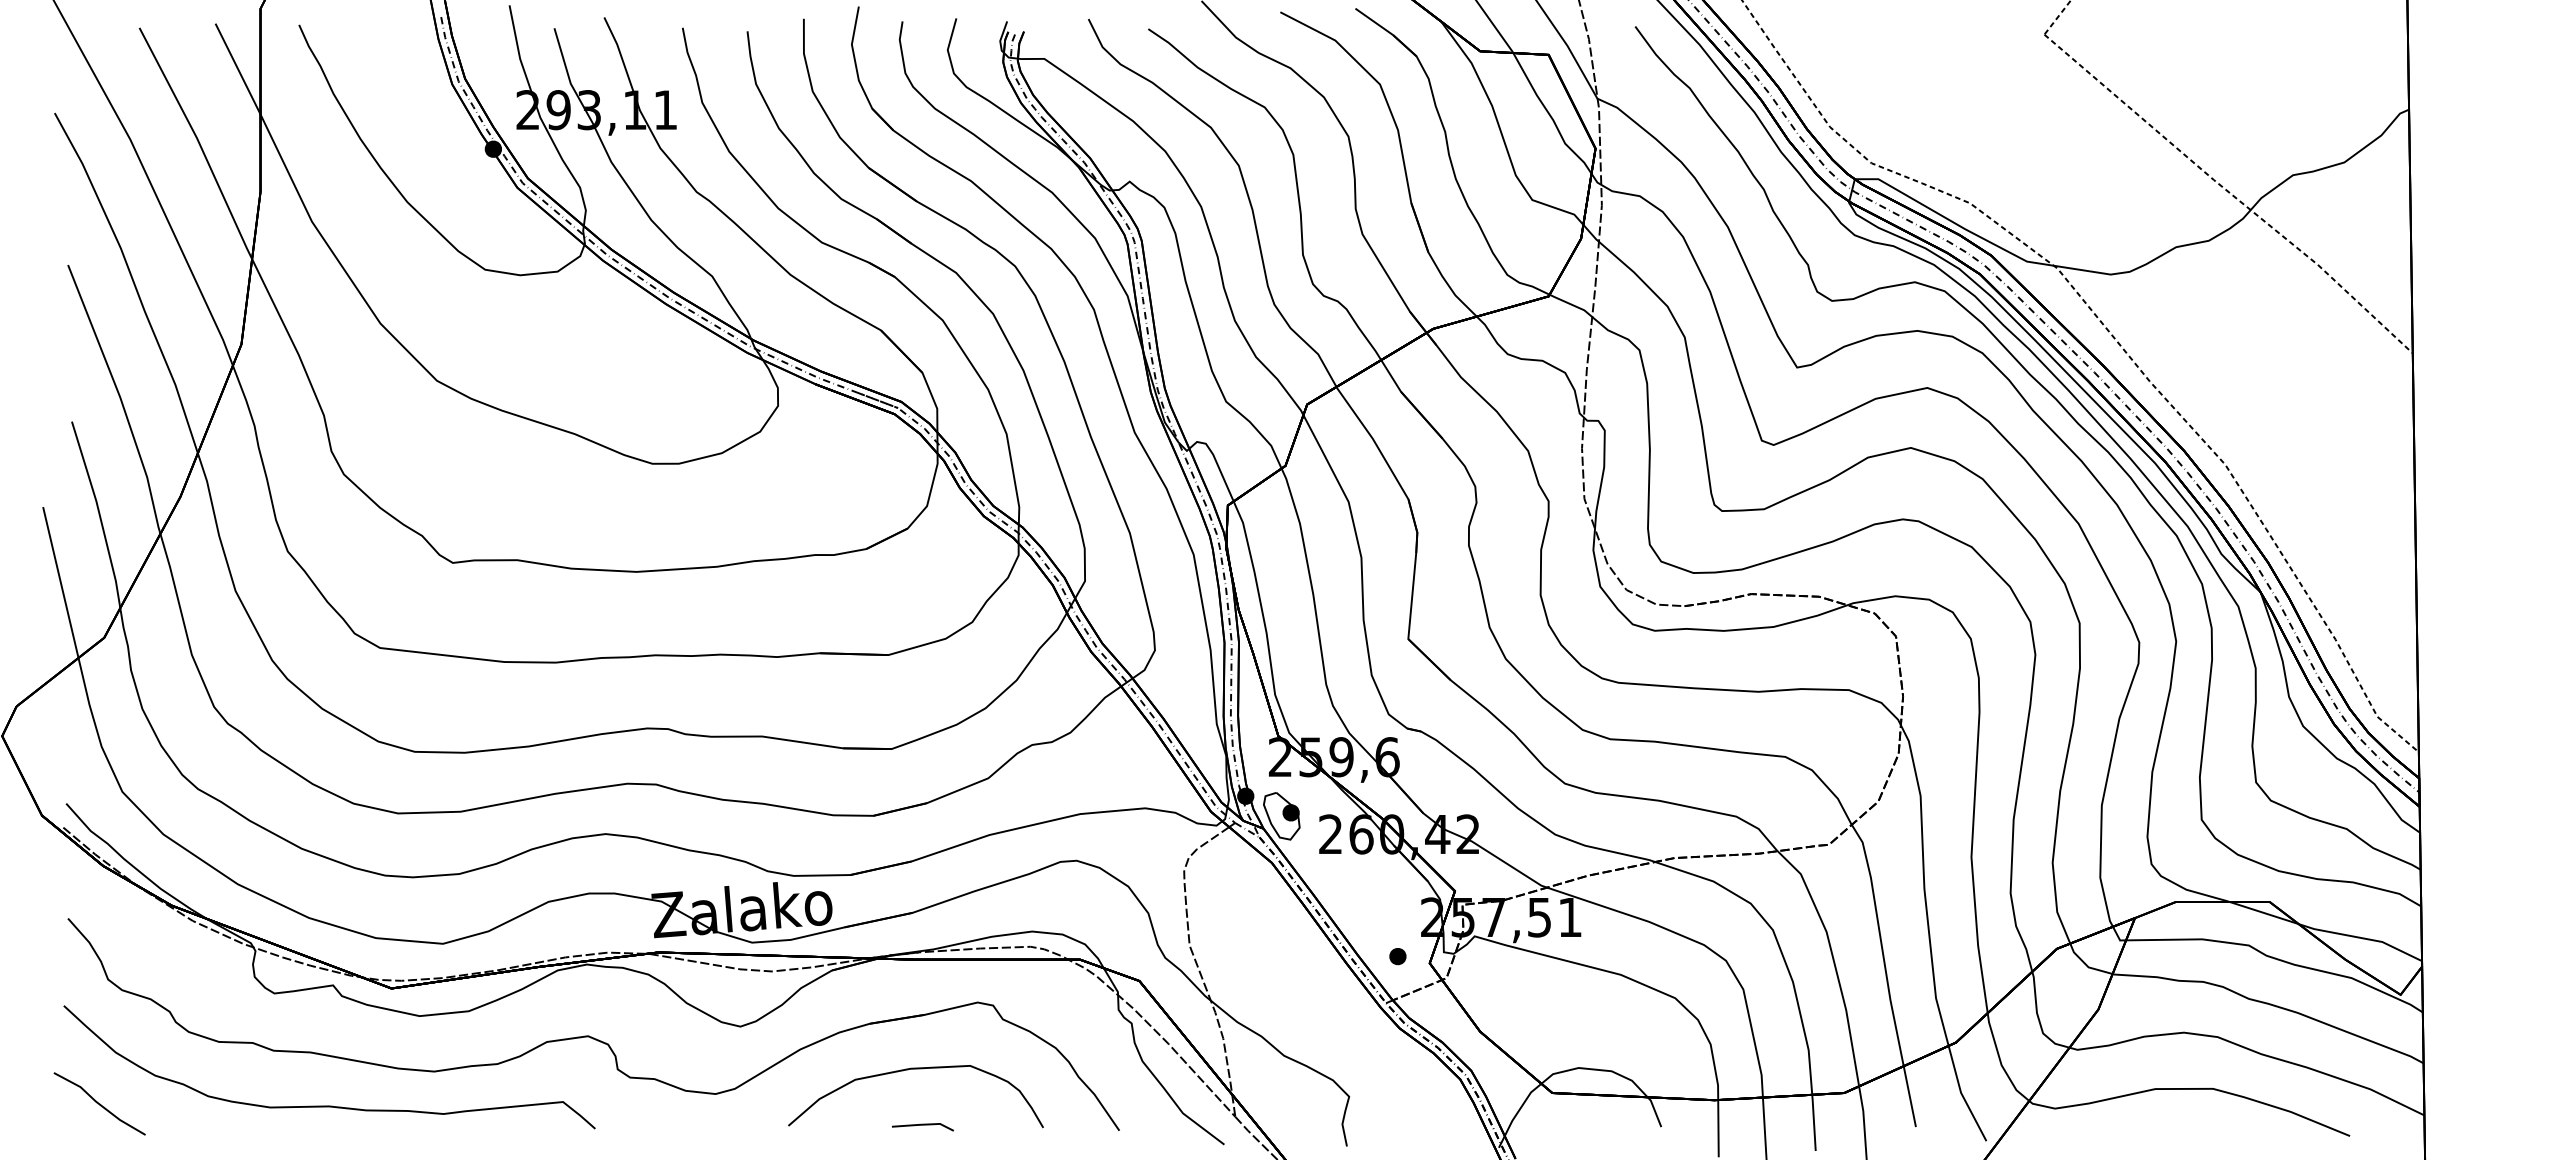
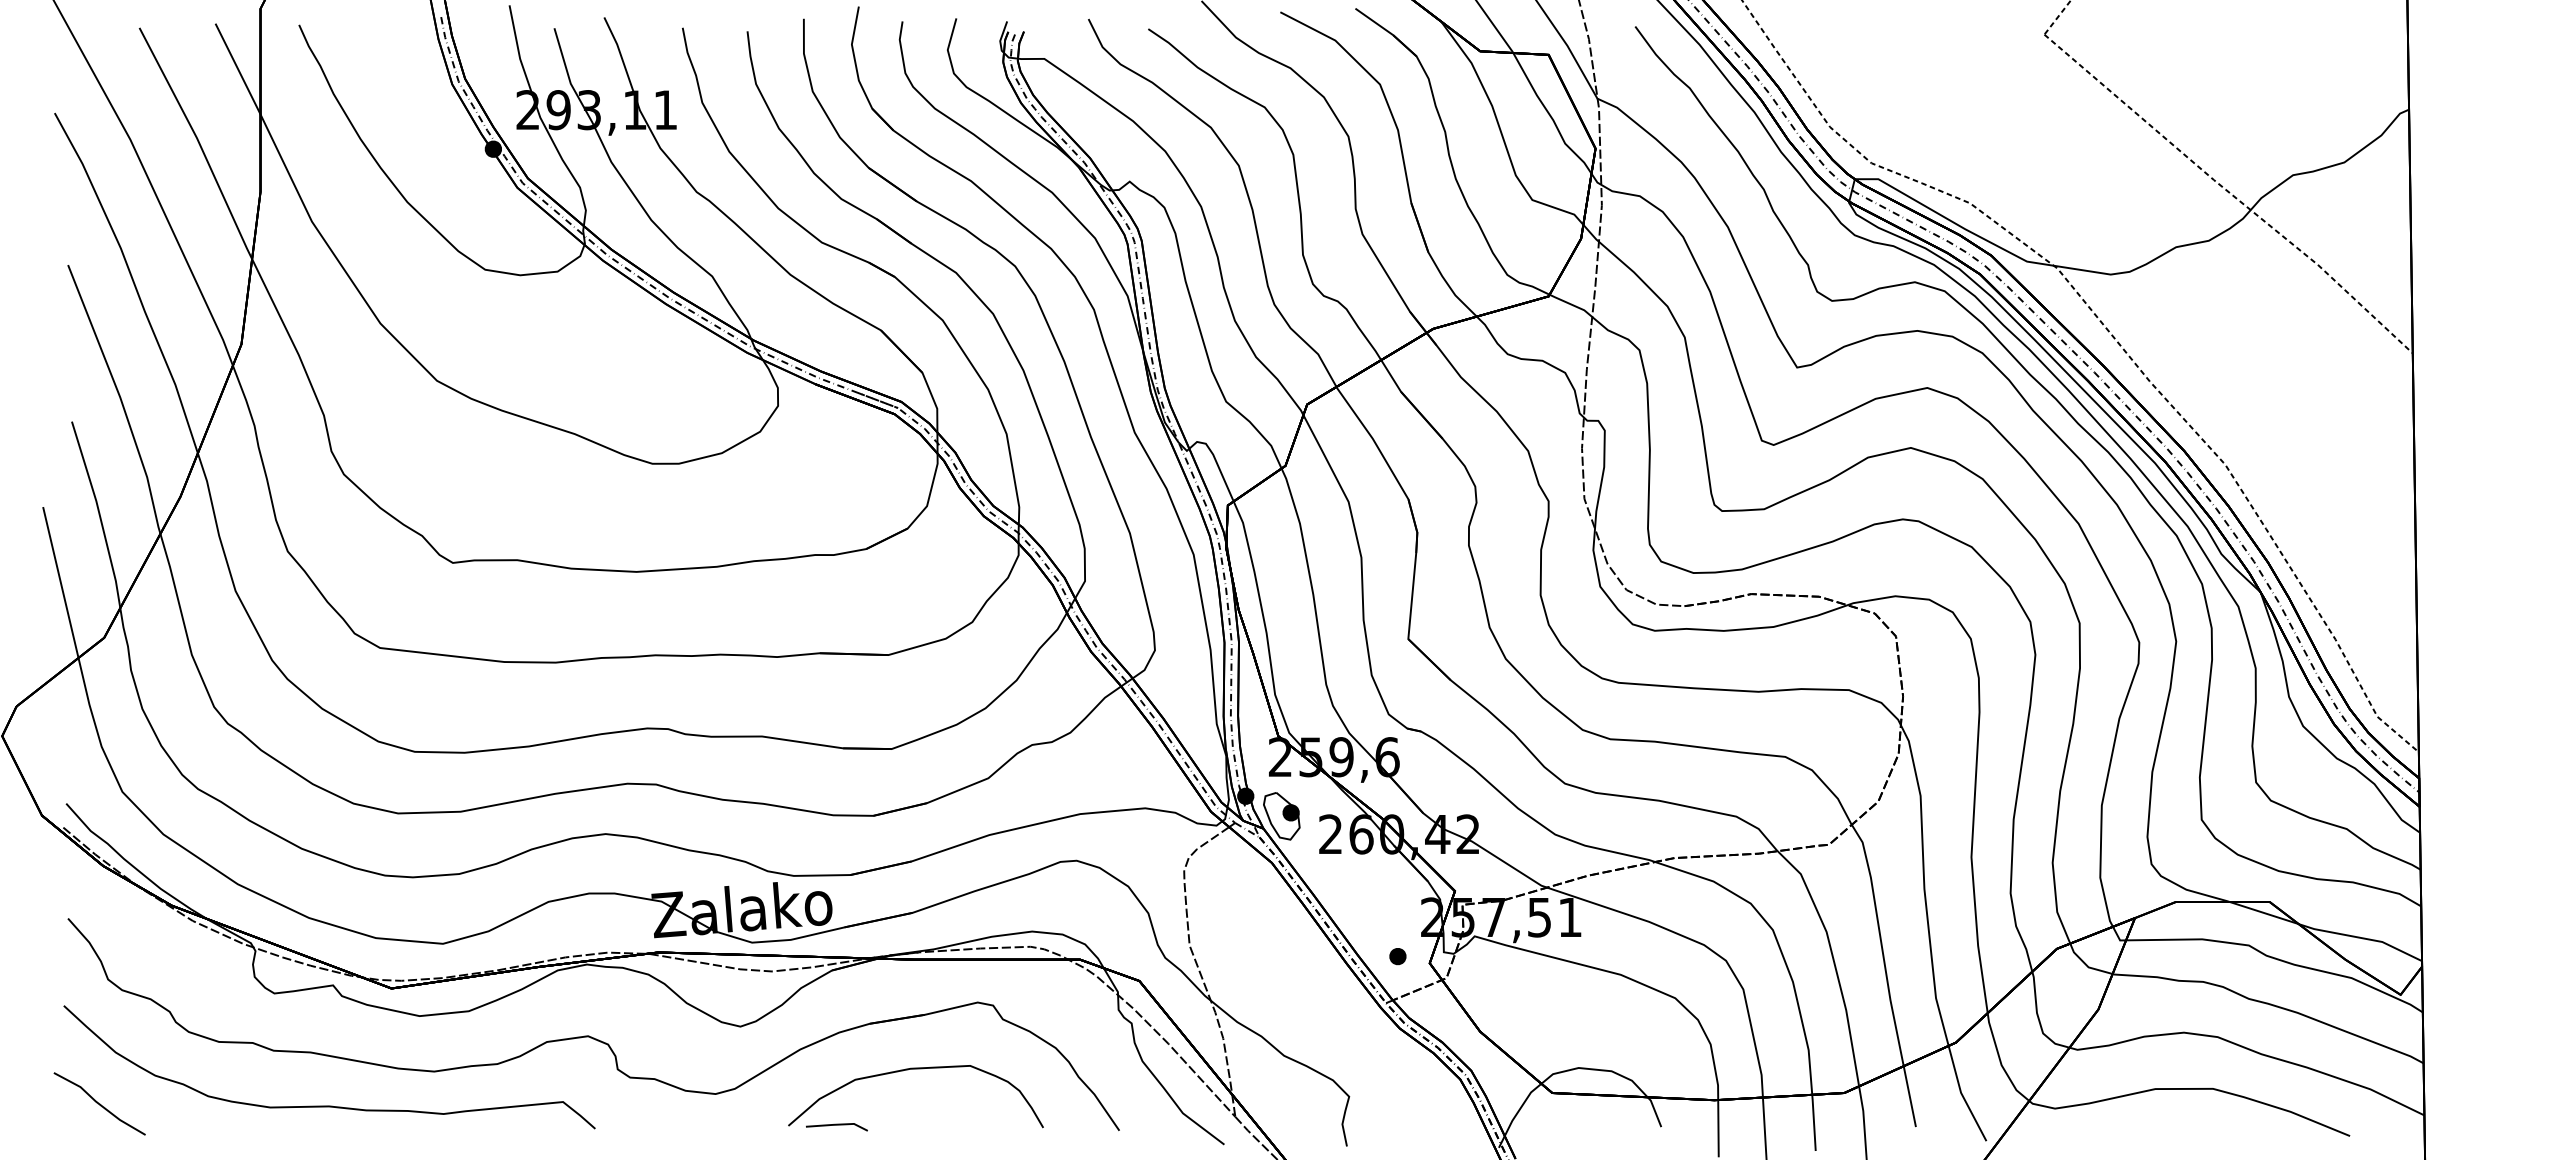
line position: (922, 1125) -> (836, 1125) (836, 1125)
